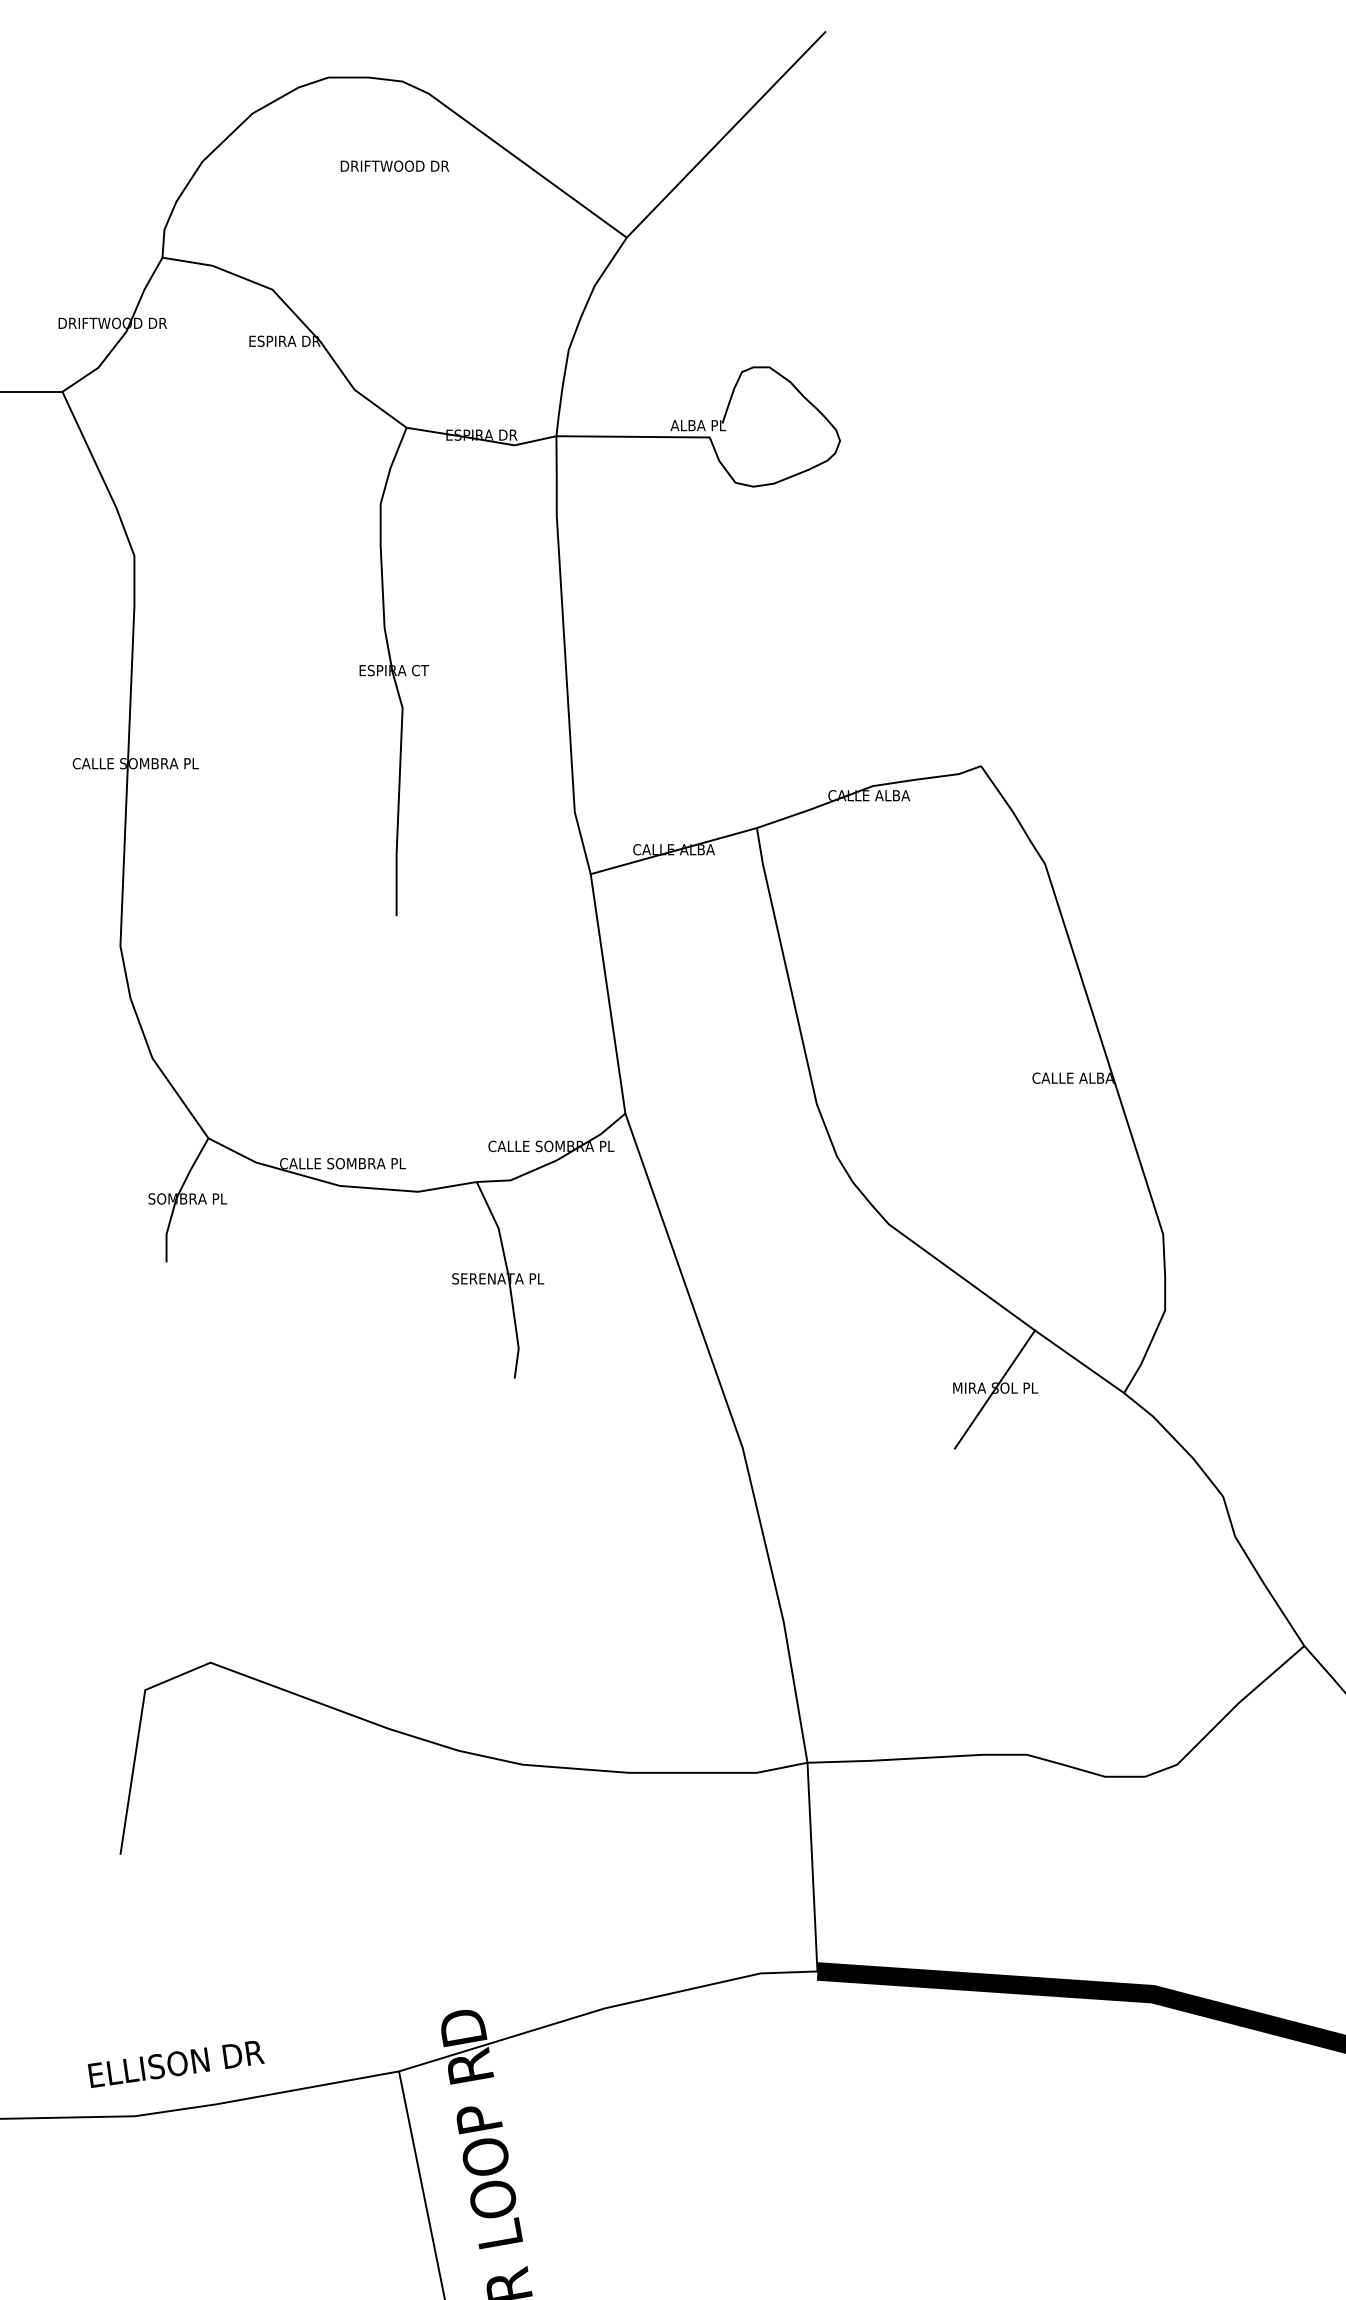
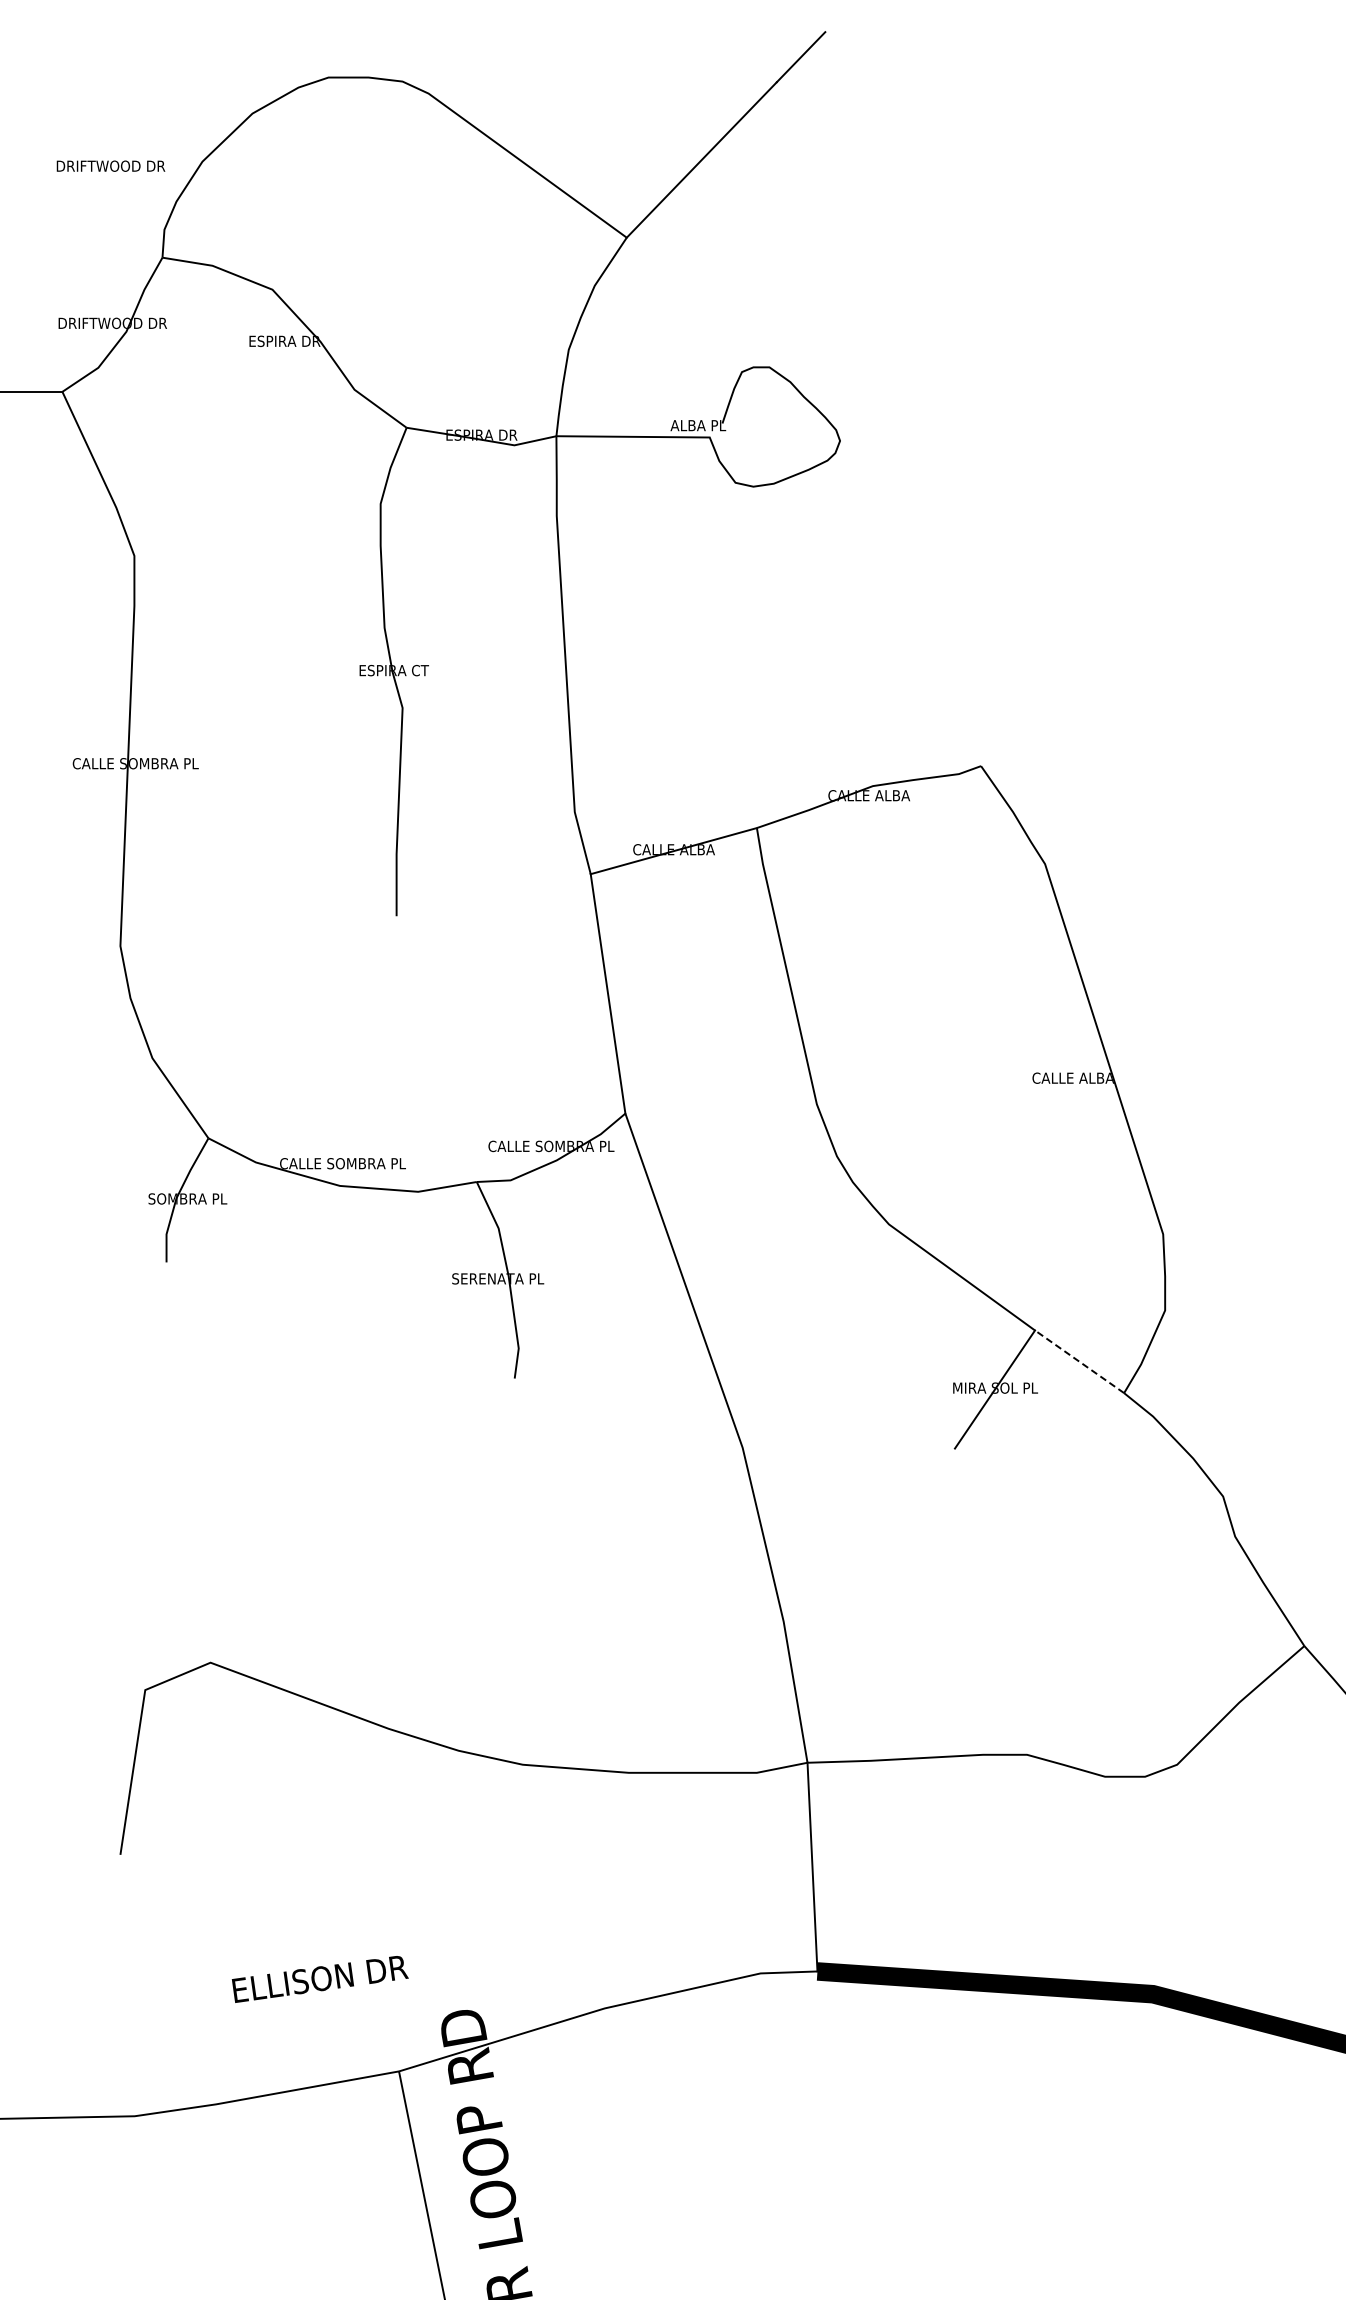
text position: (394, 165) -> (110, 165) (110, 165)
line: solid -> dashed (1079, 1361)
text position: (175, 2064) -> (319, 1979) (319, 1979)
